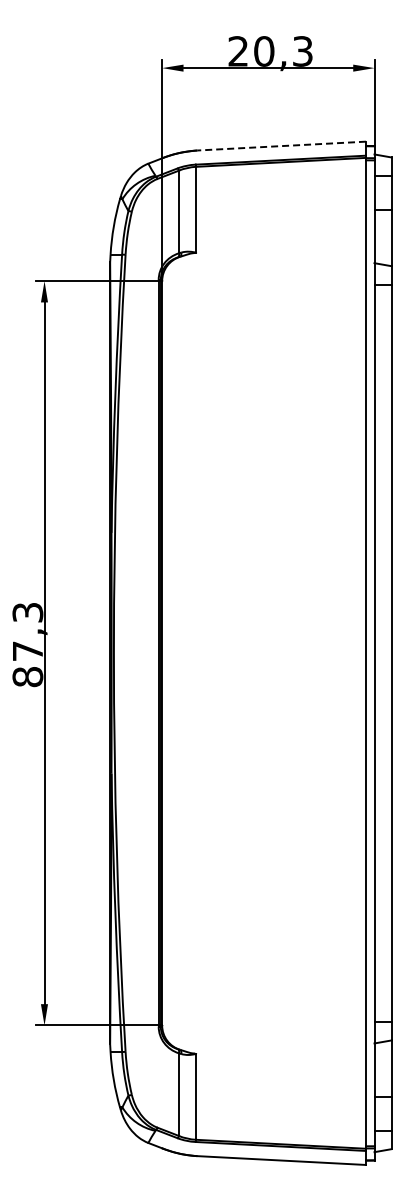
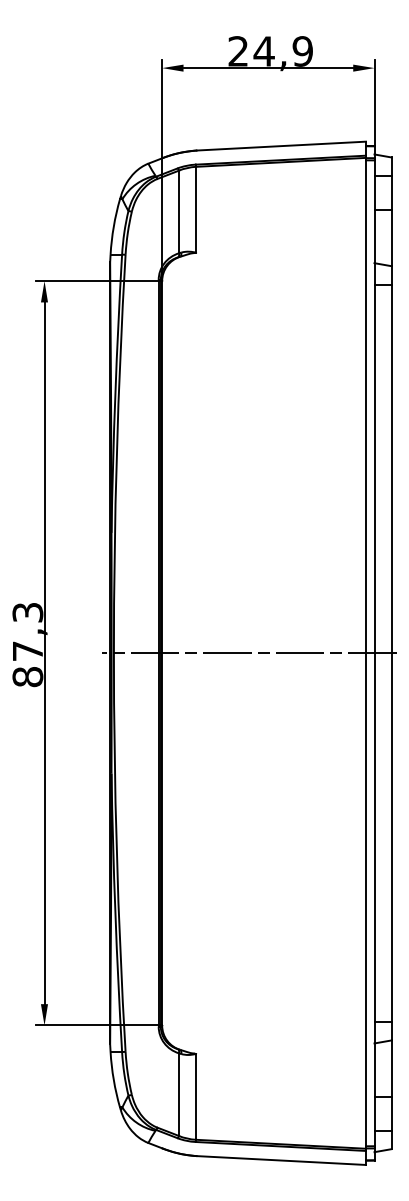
text: 20,3 -> 24,9 (282, 51)
line: dashed -> solid (281, 146)
line: none -> present (249, 653)
